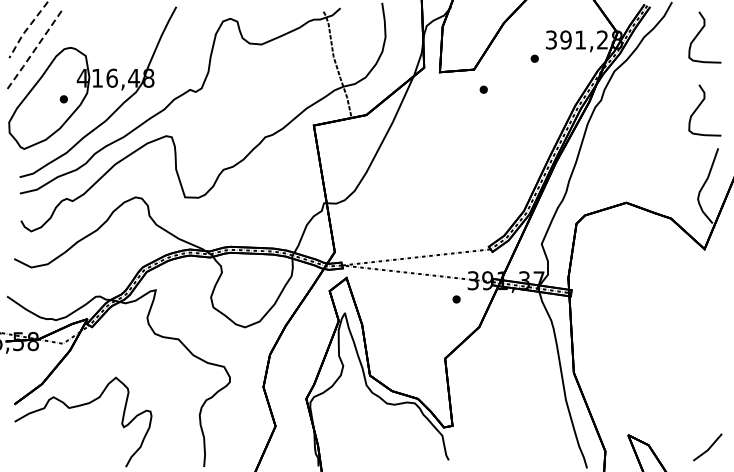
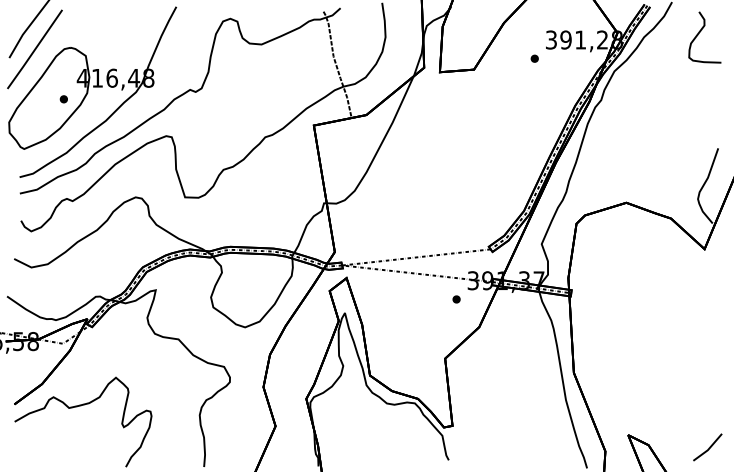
line: dashed -> solid (27, 28)
line: dashed -> solid (34, 50)
part: present -> none (483, 89)
curve: present -> none (698, 108)
